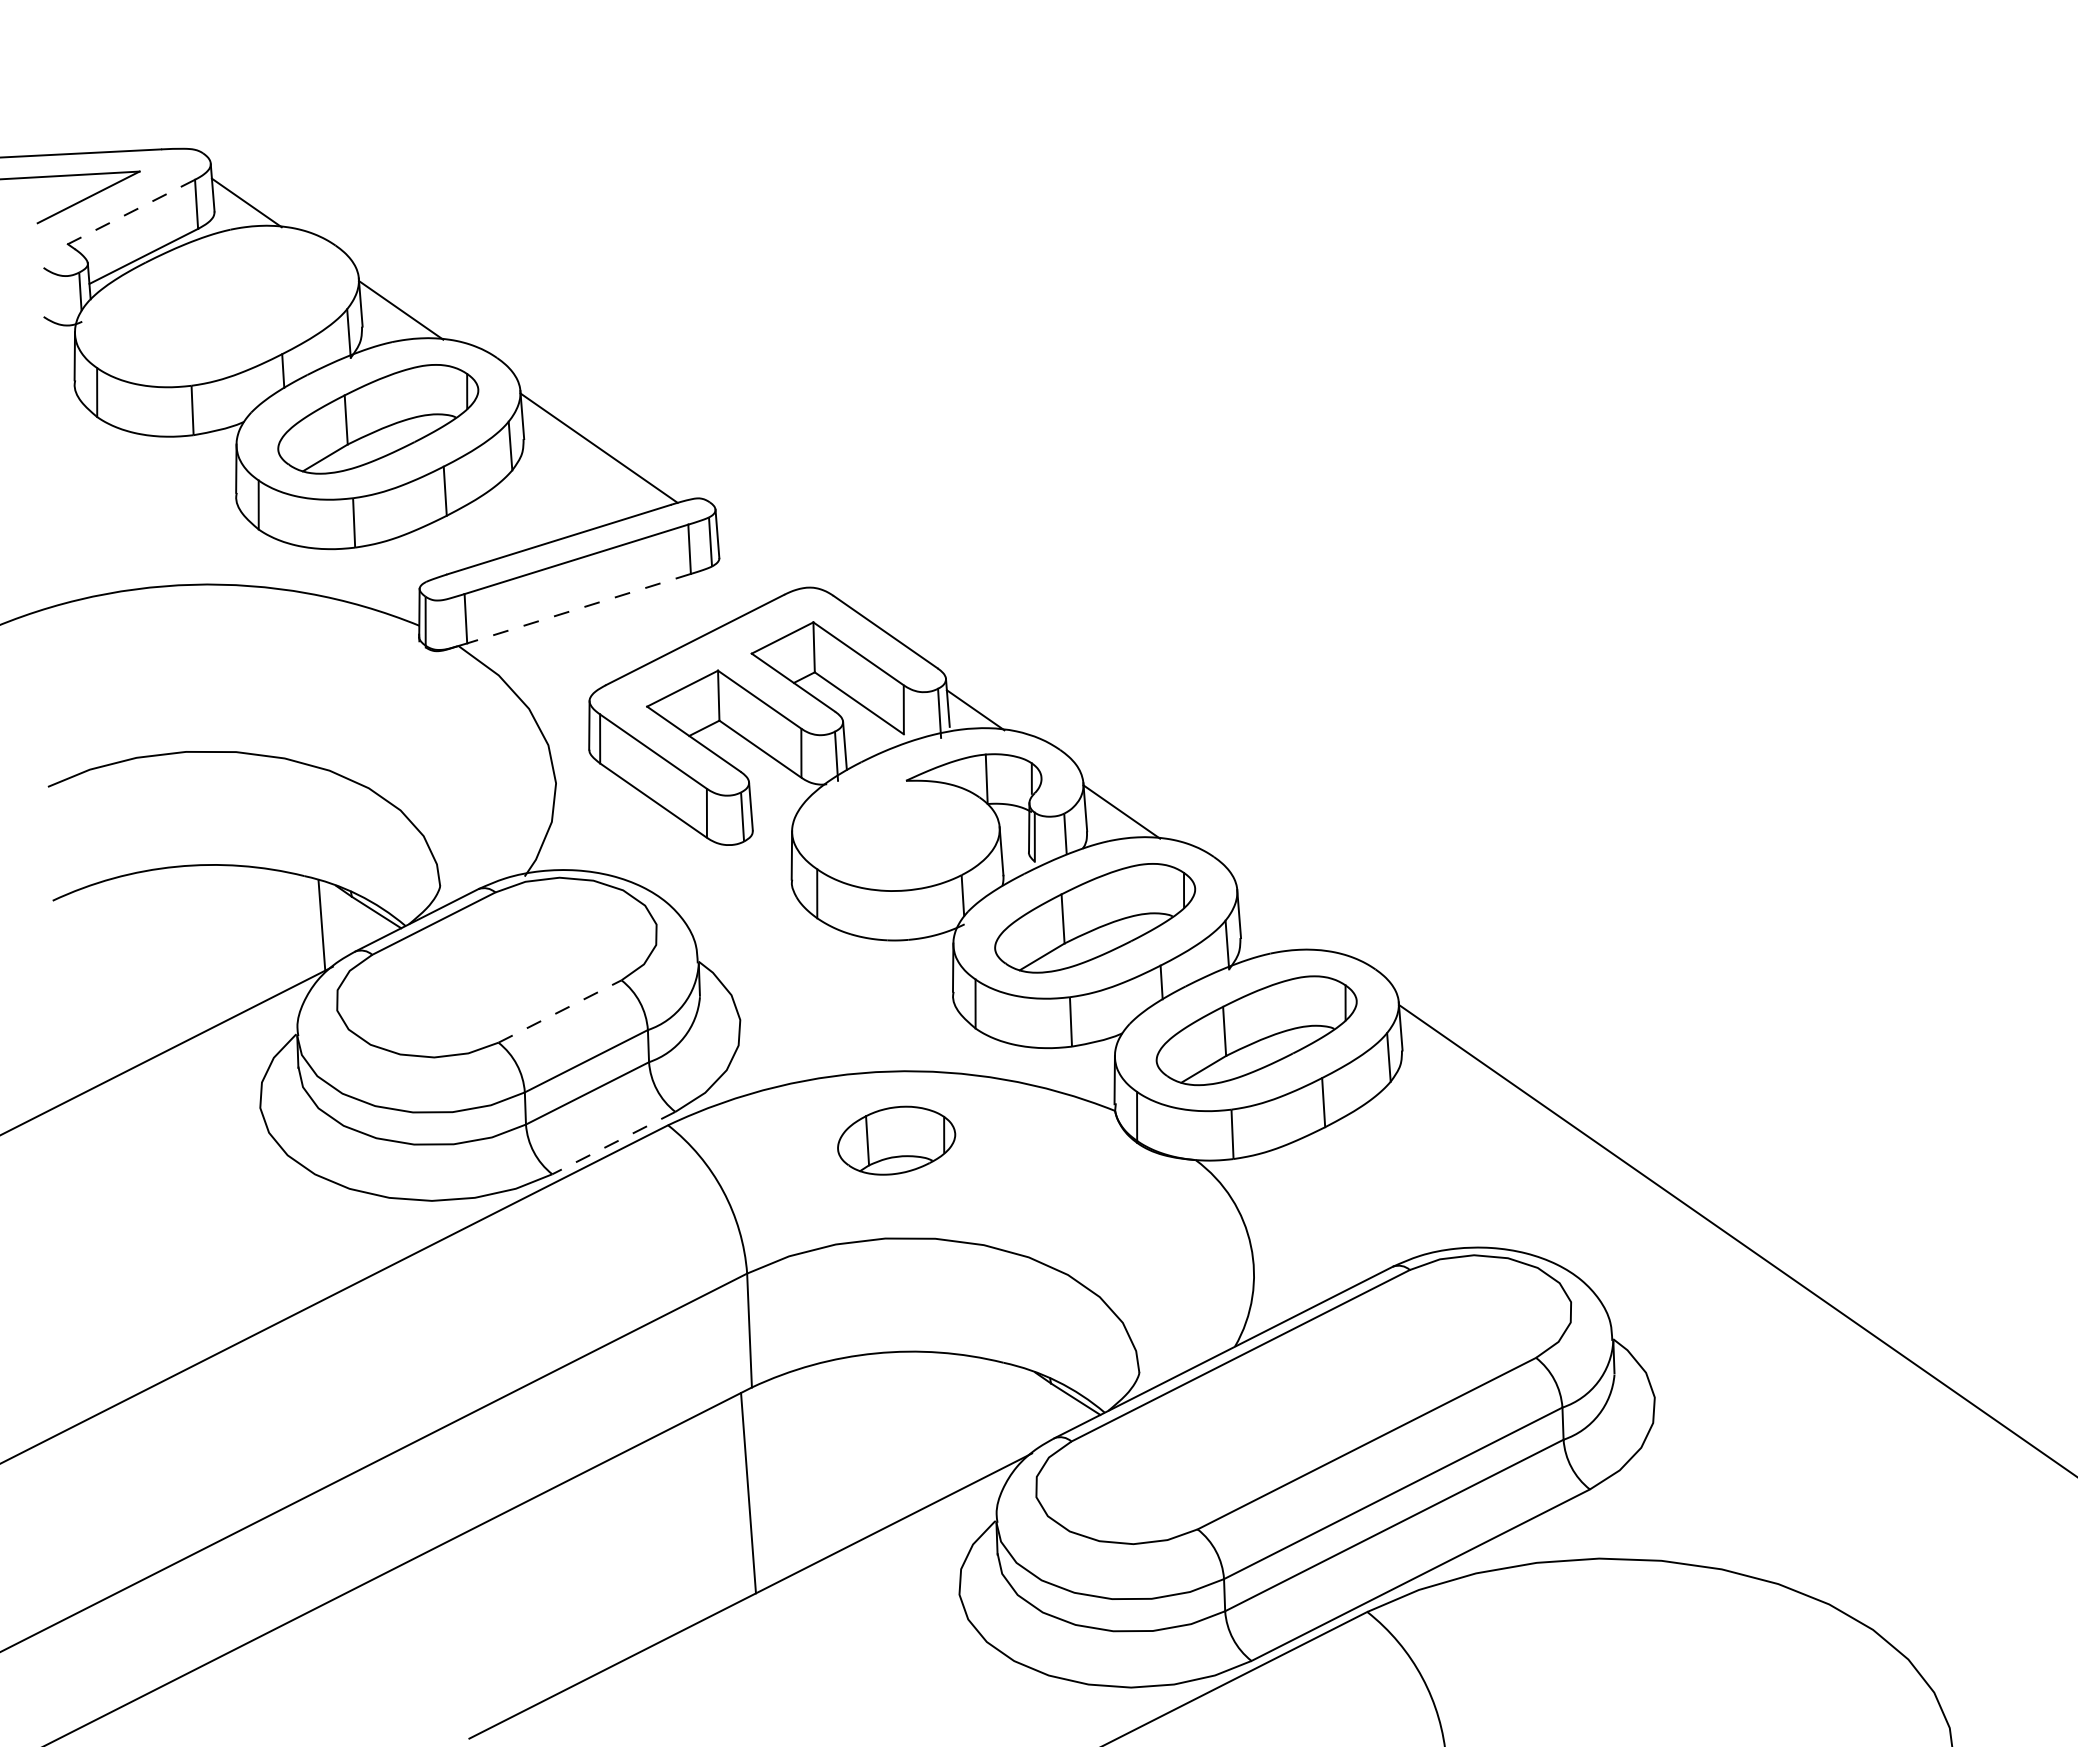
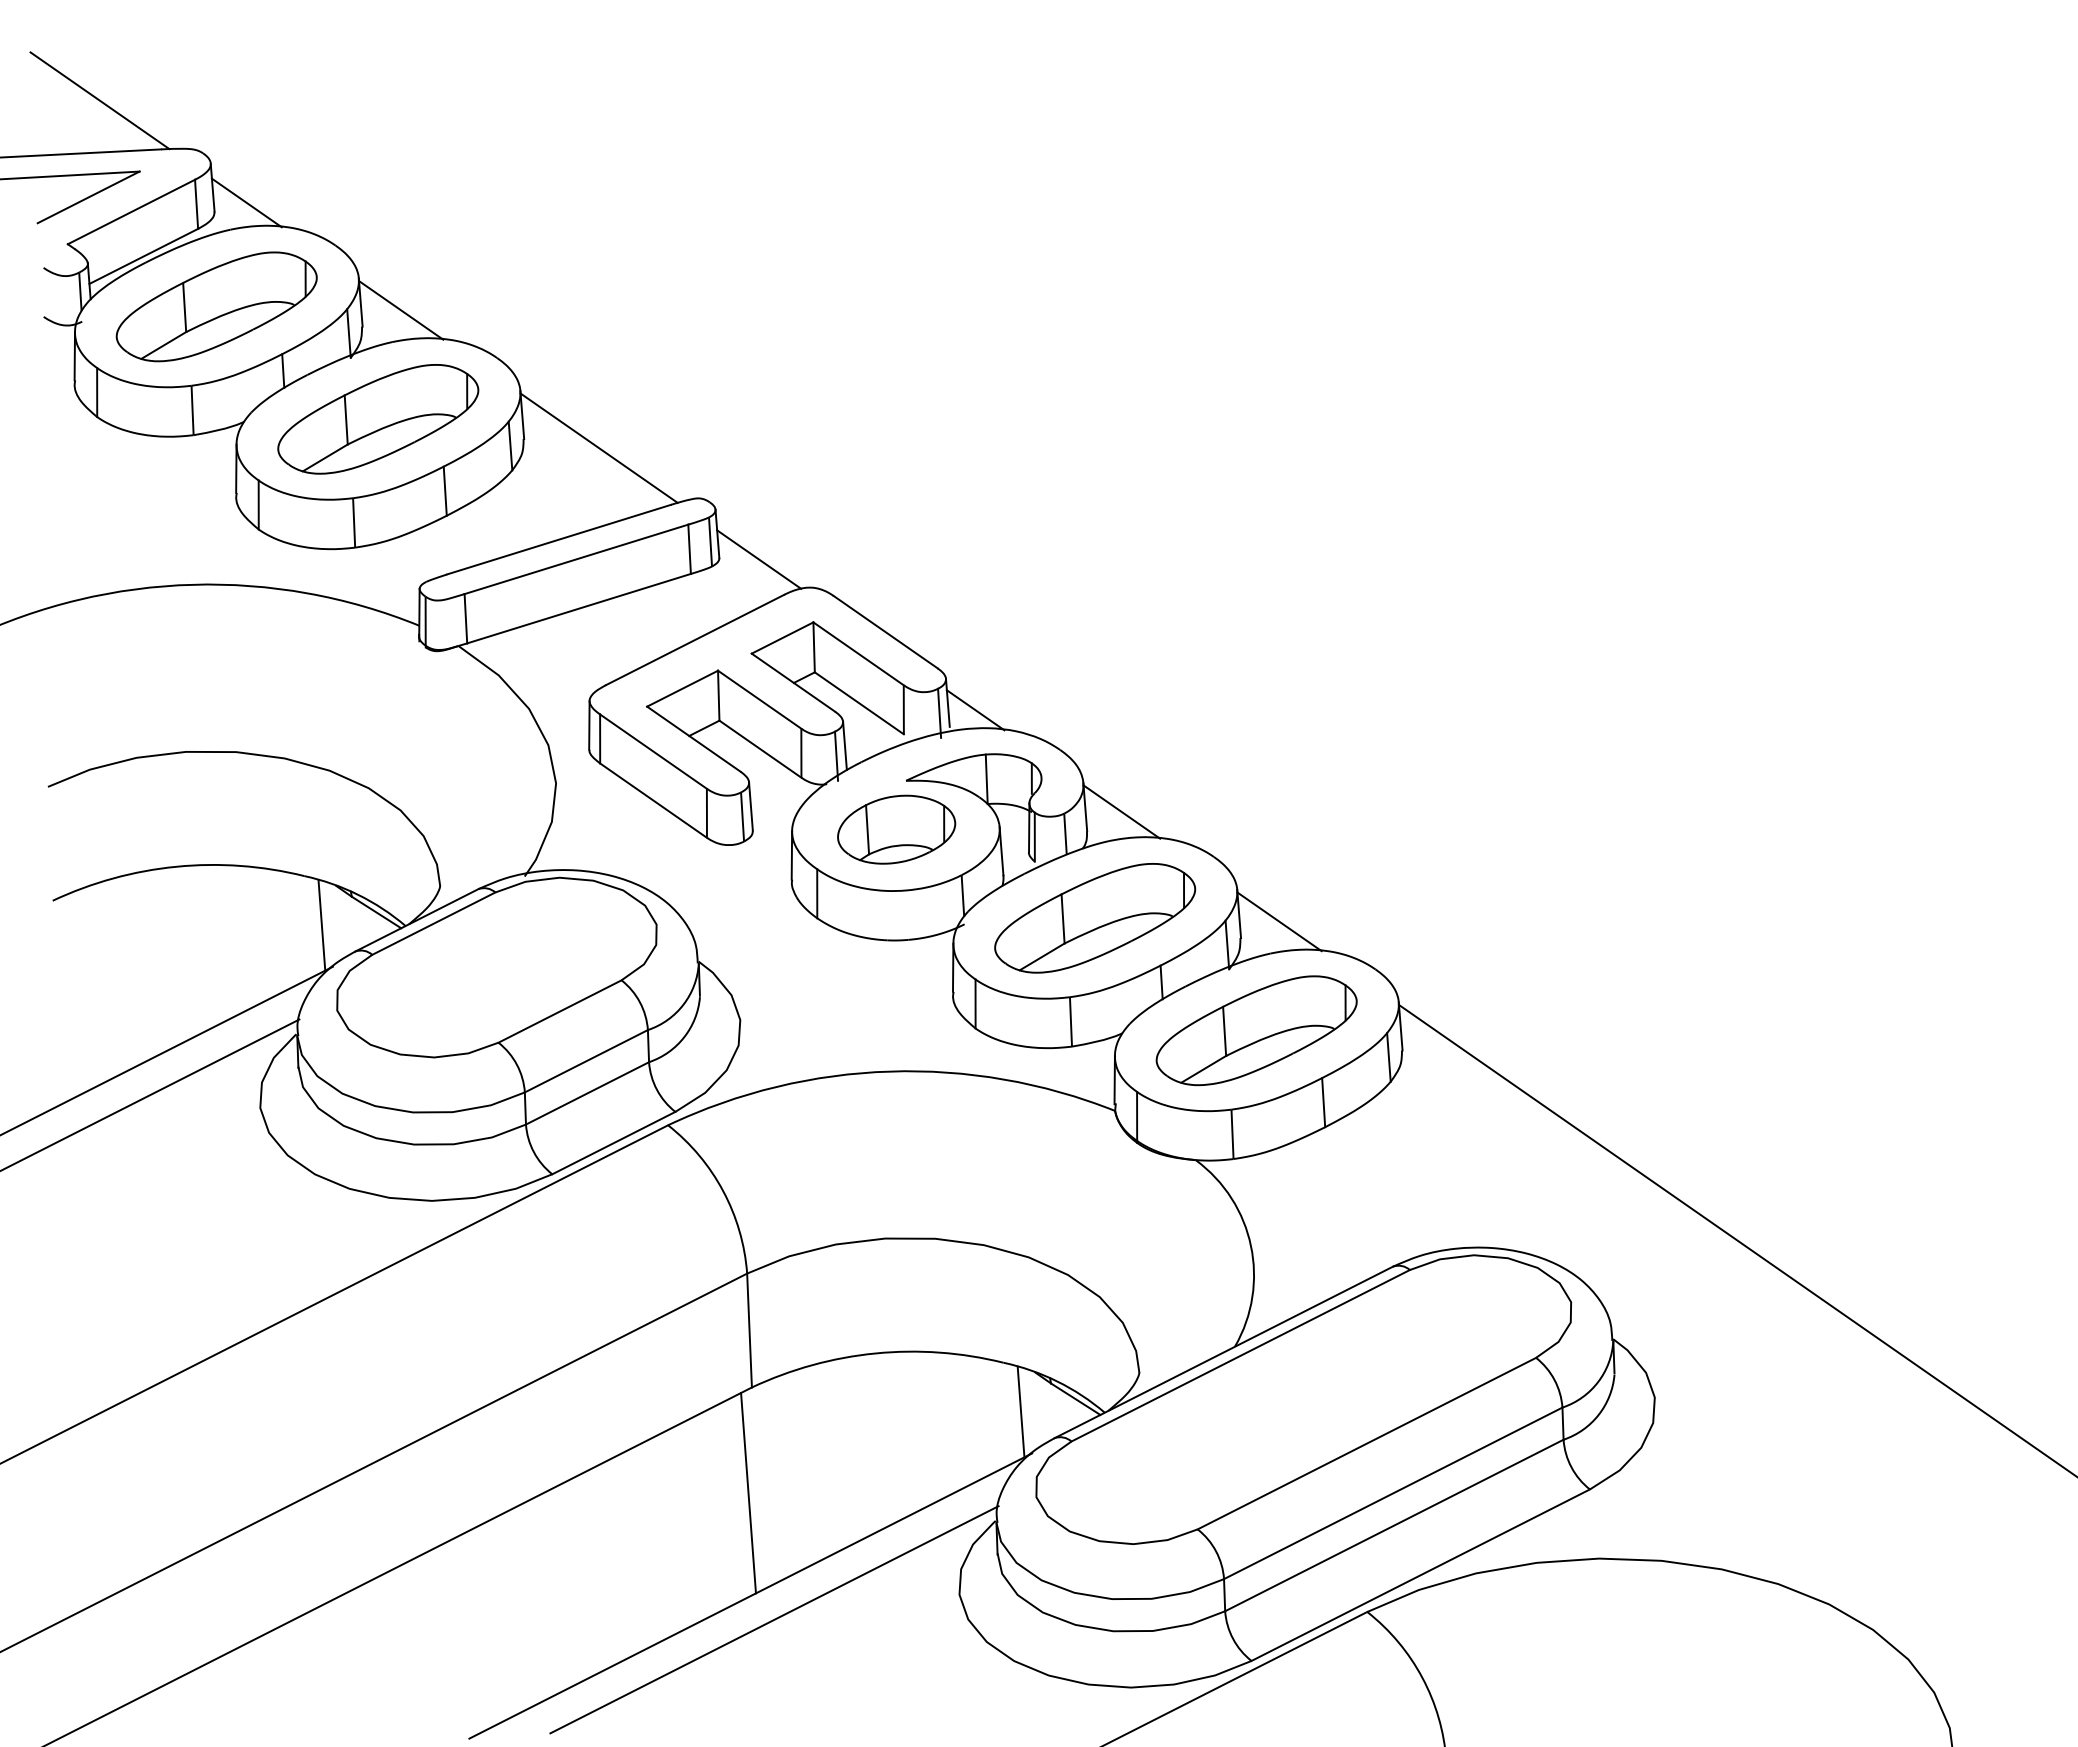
line: none -> present (99, 100)
line: dashed -> solid (131, 212)
part: none -> present (216, 306)
line: none -> present (759, 559)
line: dashed -> solid (578, 608)
line: none -> present (1279, 921)
line: dashed -> solid (560, 1011)
line: none -> present (150, 1094)
part position: (896, 1140) -> (896, 829) (896, 829)
line: dashed -> solid (613, 1143)
line: none -> present (1020, 1411)
line: none -> present (774, 1619)
